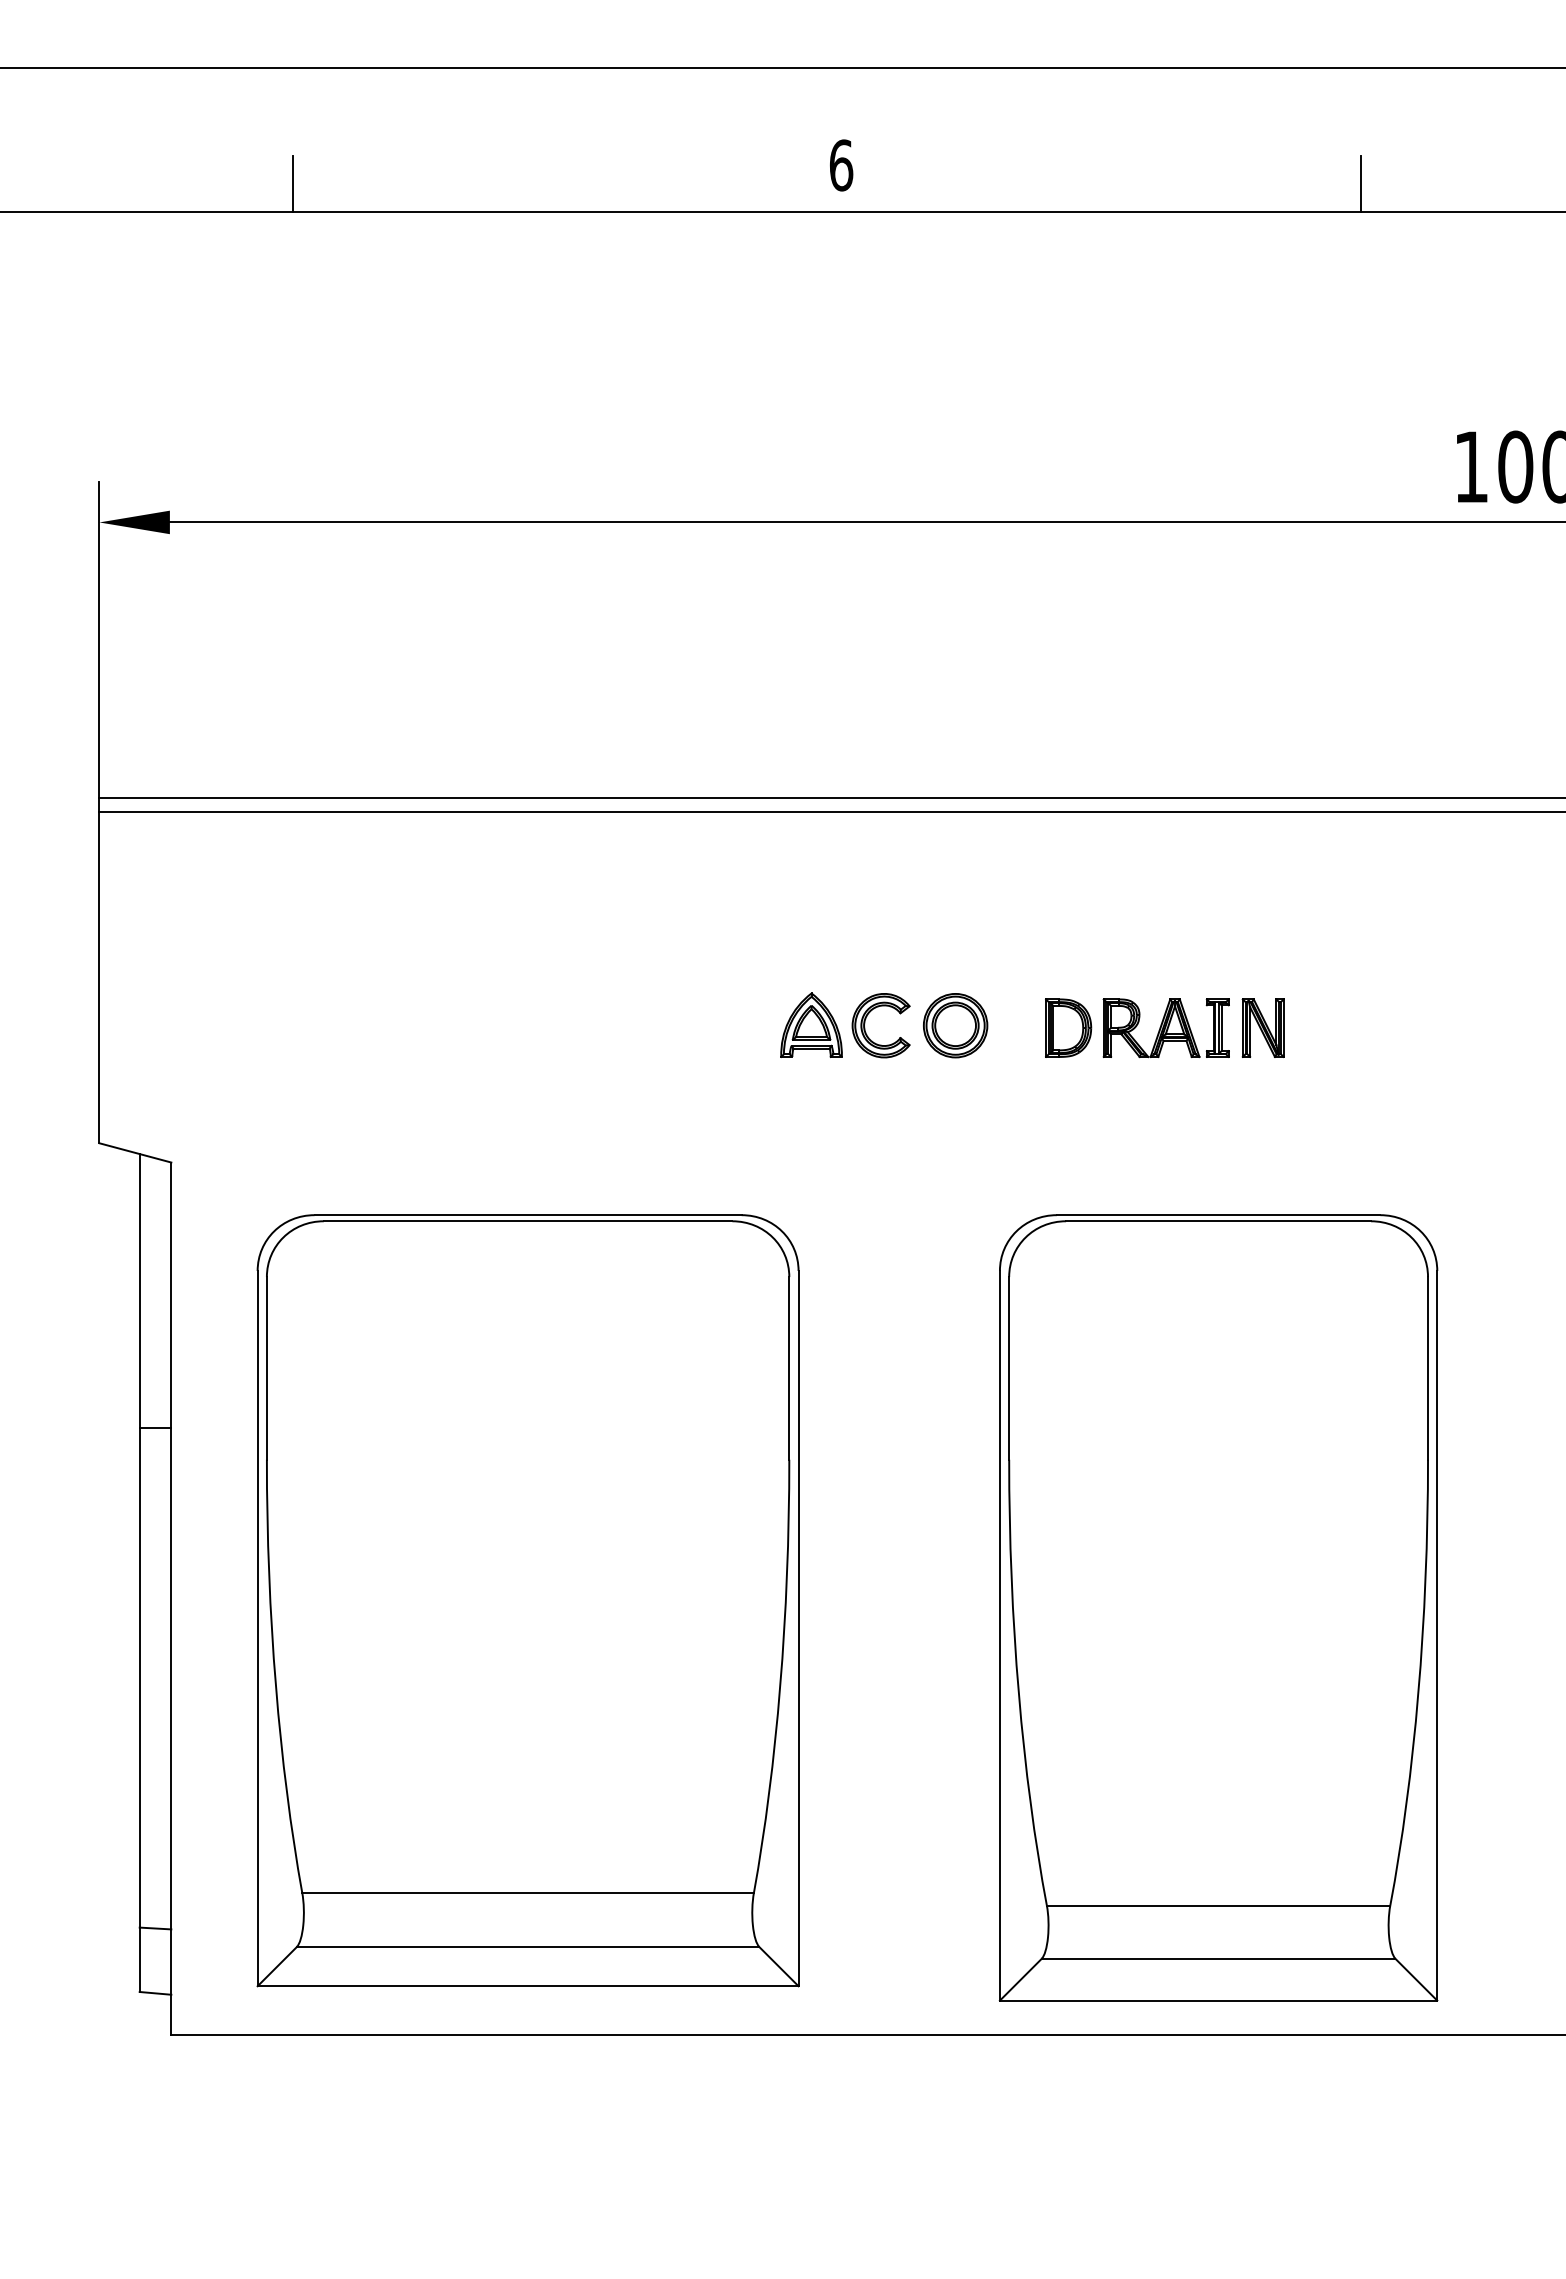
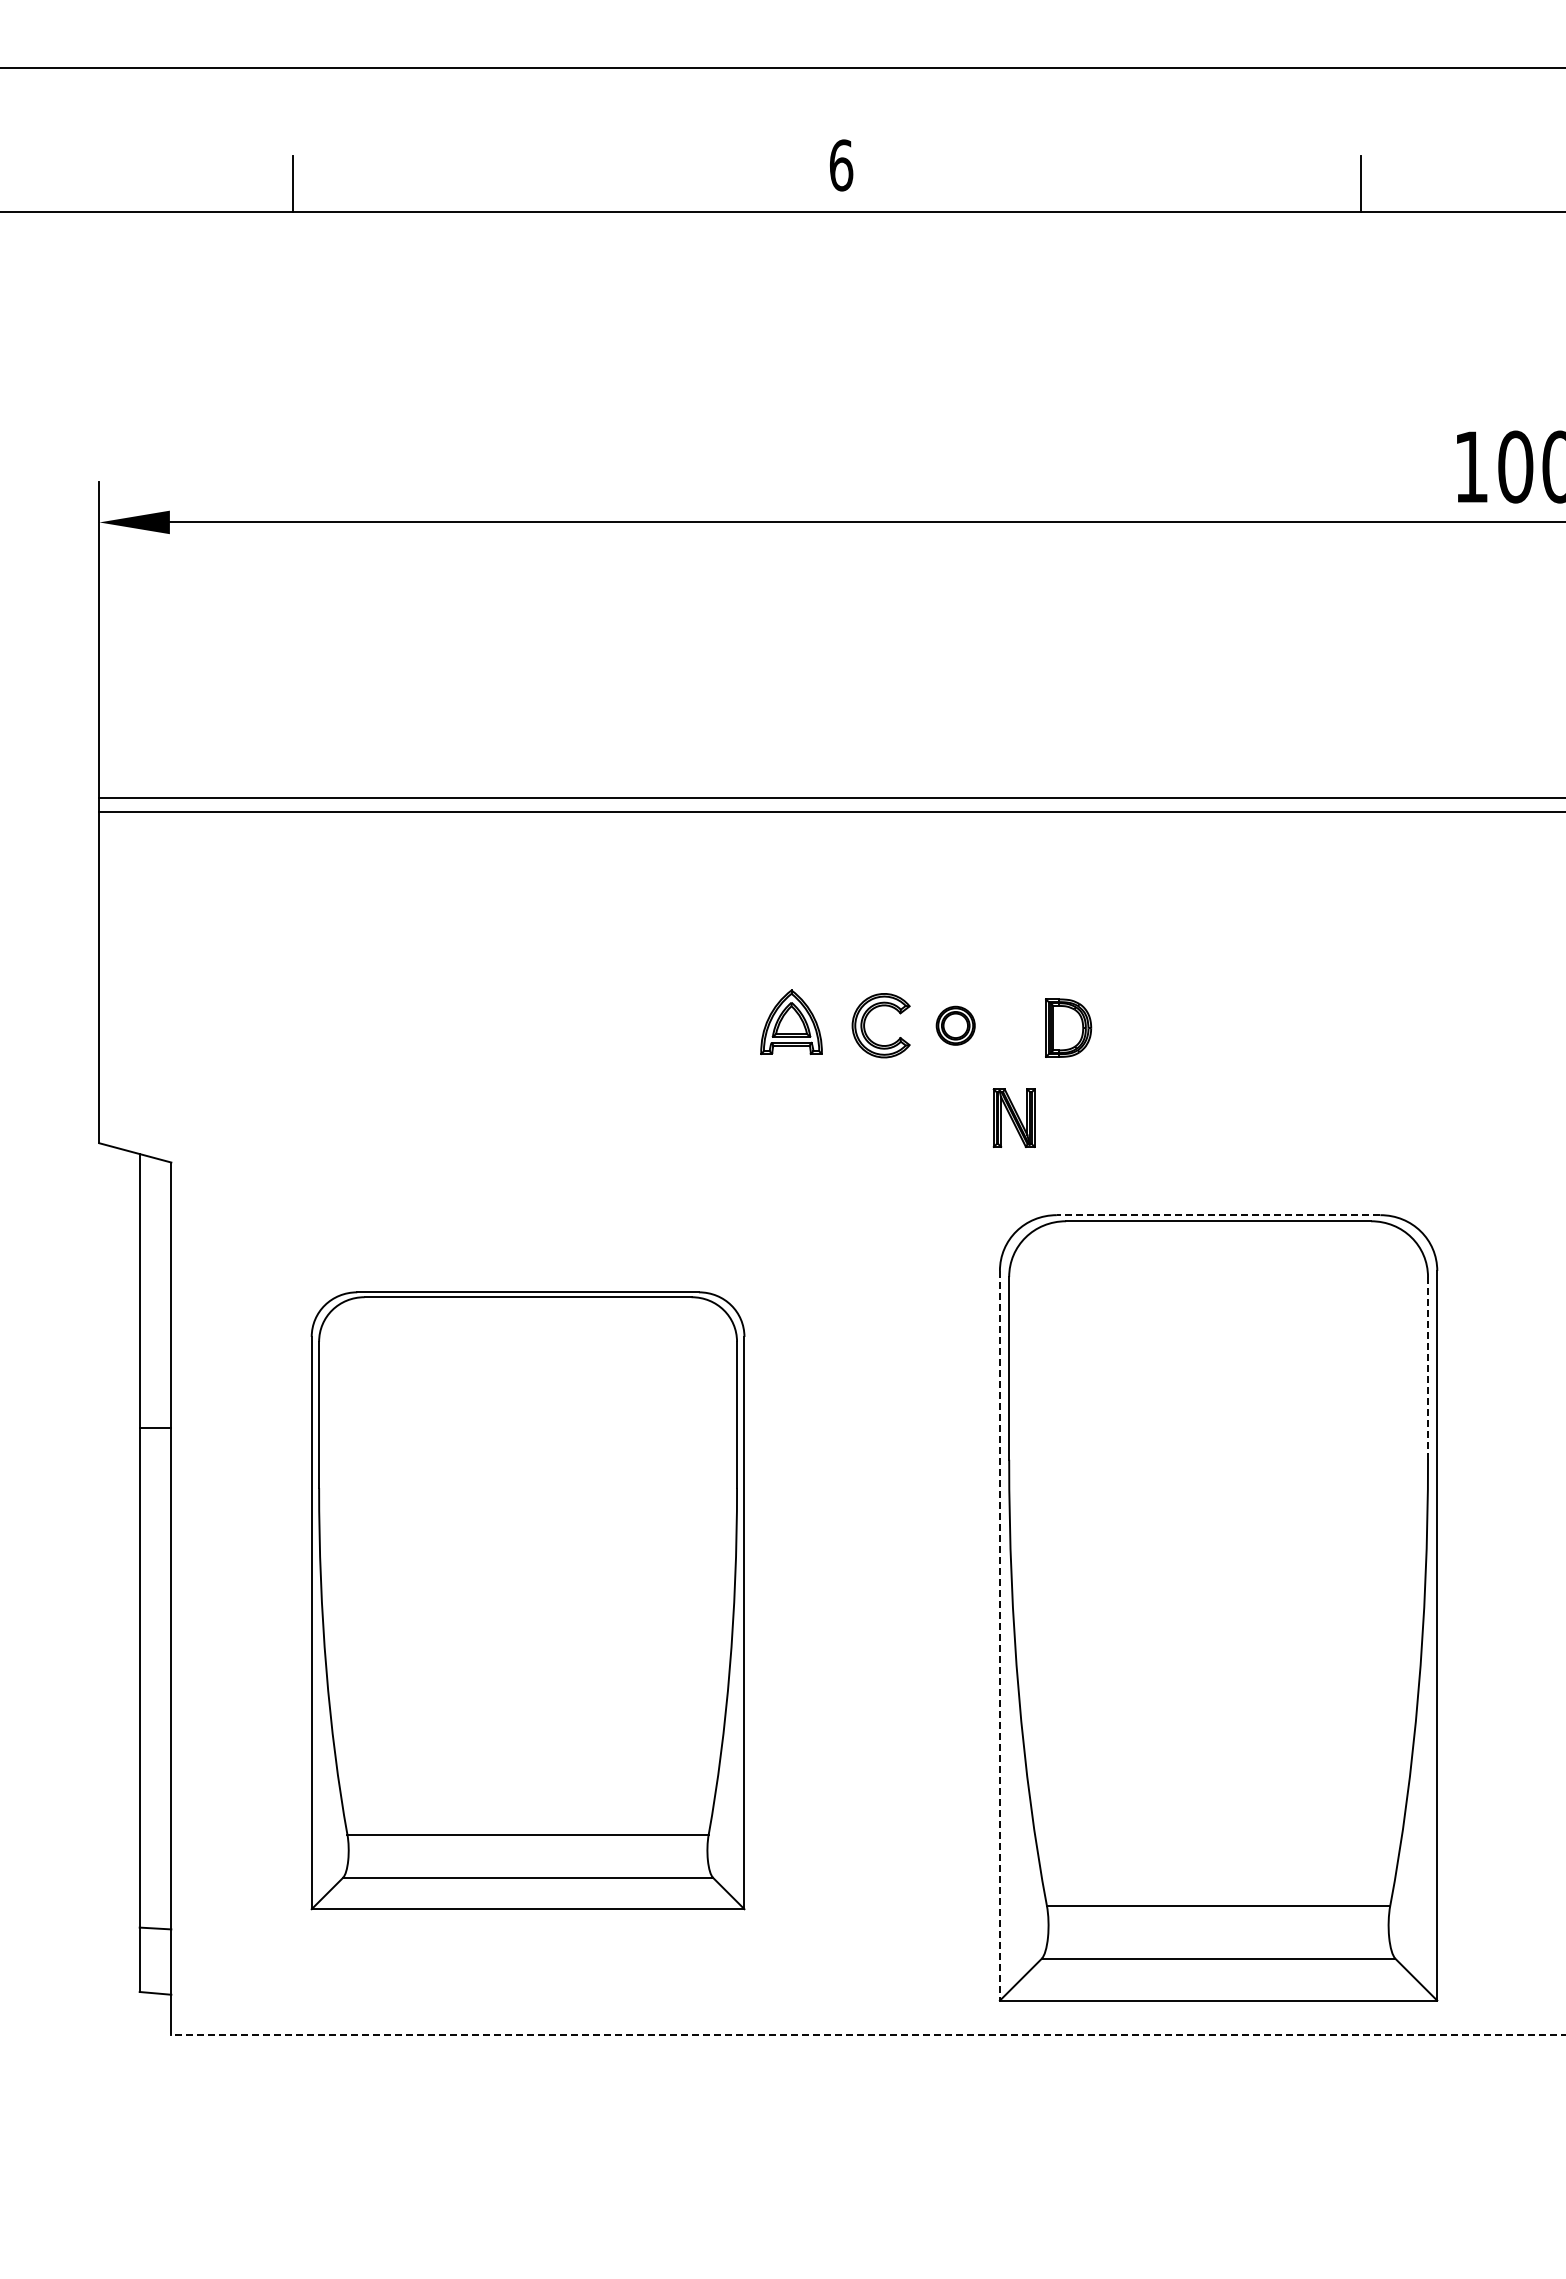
part position: (811, 1024) -> (791, 1021) (791, 1021)
part size: 66x66 px -> 41x41 px (955, 1025)
part position: (1262, 1027) -> (1013, 1117) (1013, 1117)
part: present -> none (1165, 1028)
line: solid -> dashed (1218, 1215)
line: solid -> dashed (1428, 1367)
part size: 544x774 px -> 436x620 px (527, 1600)
line: solid -> dashed (999, 1635)
line: solid -> dashed (868, 2035)
